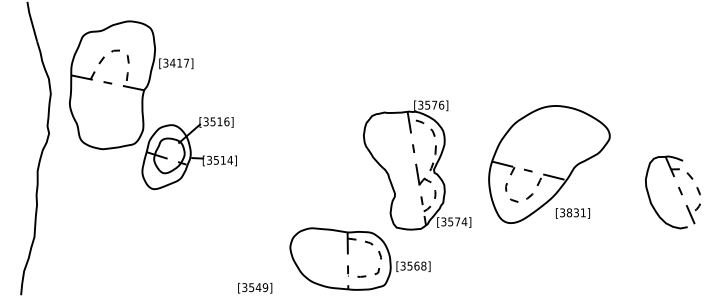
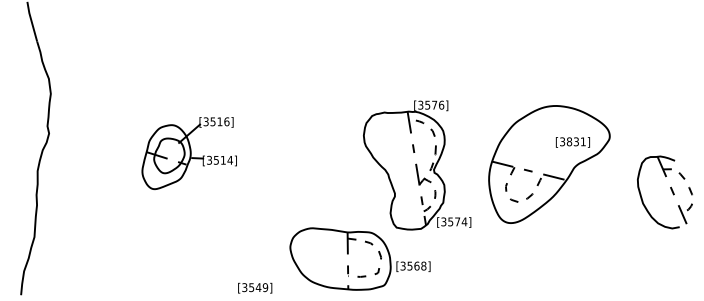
part: present -> none (131, 85)
part position: (678, 189) -> (670, 189) (670, 189)
text position: (572, 213) -> (572, 142) (572, 142)
